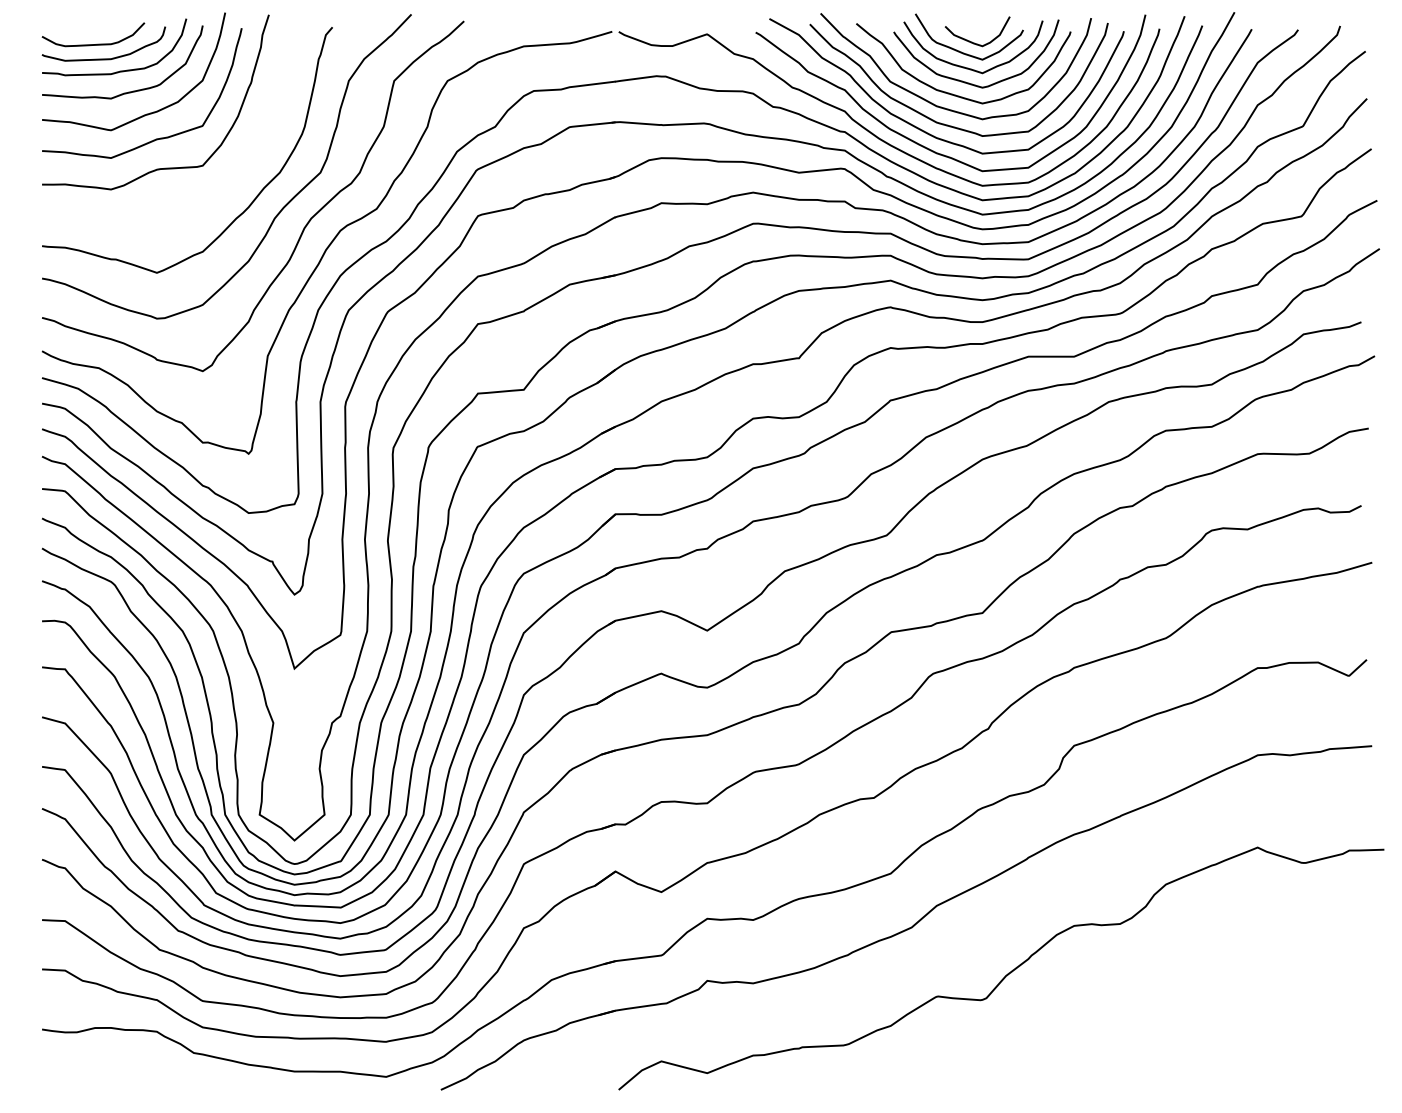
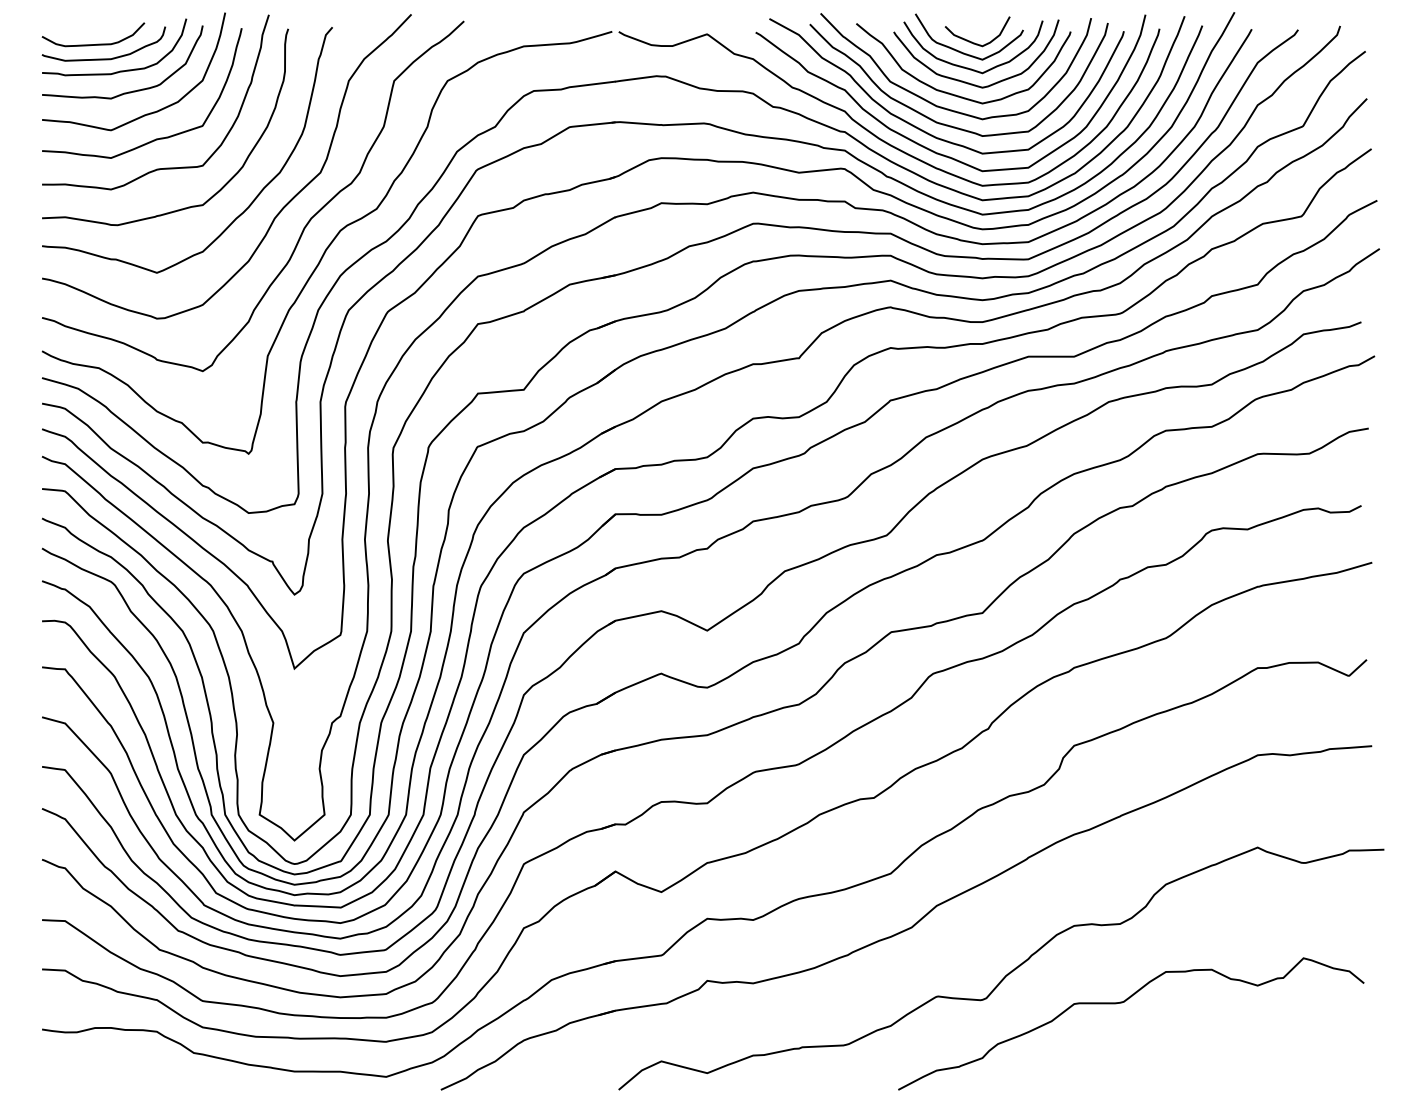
curve: none -> present (223, 185)
curve: none -> present (1122, 1003)
